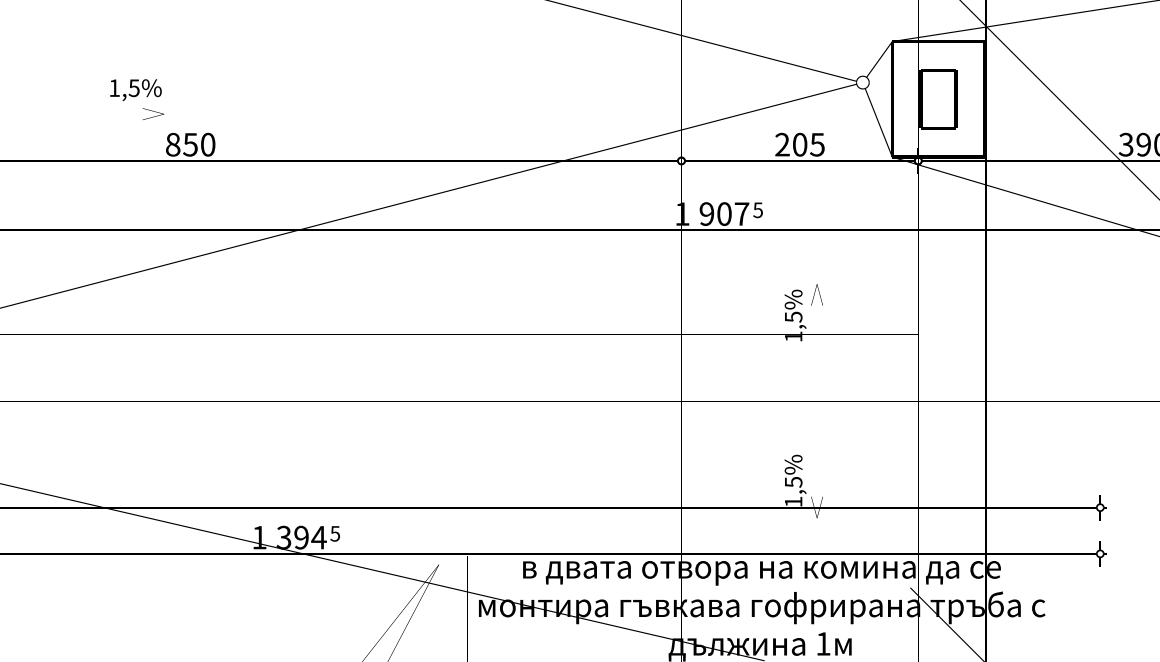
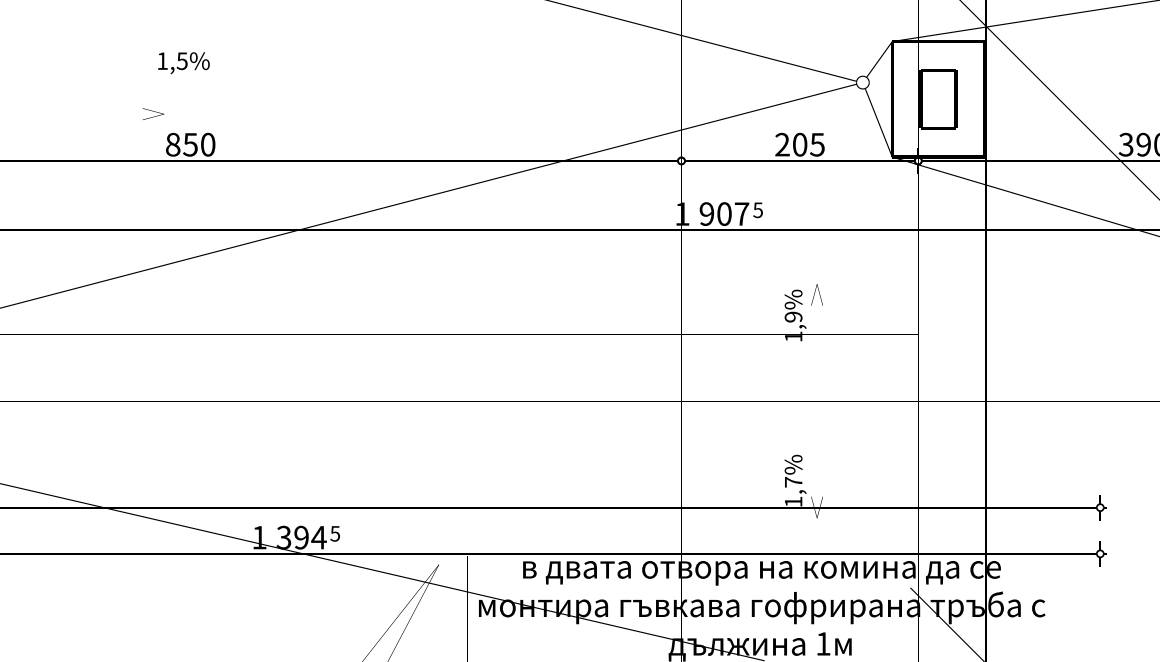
text position: (135, 90) -> (183, 63) (183, 63)
text: 1,5% -> 1,9% (793, 316)
text: 1,5% -> 1,7% (793, 481)
